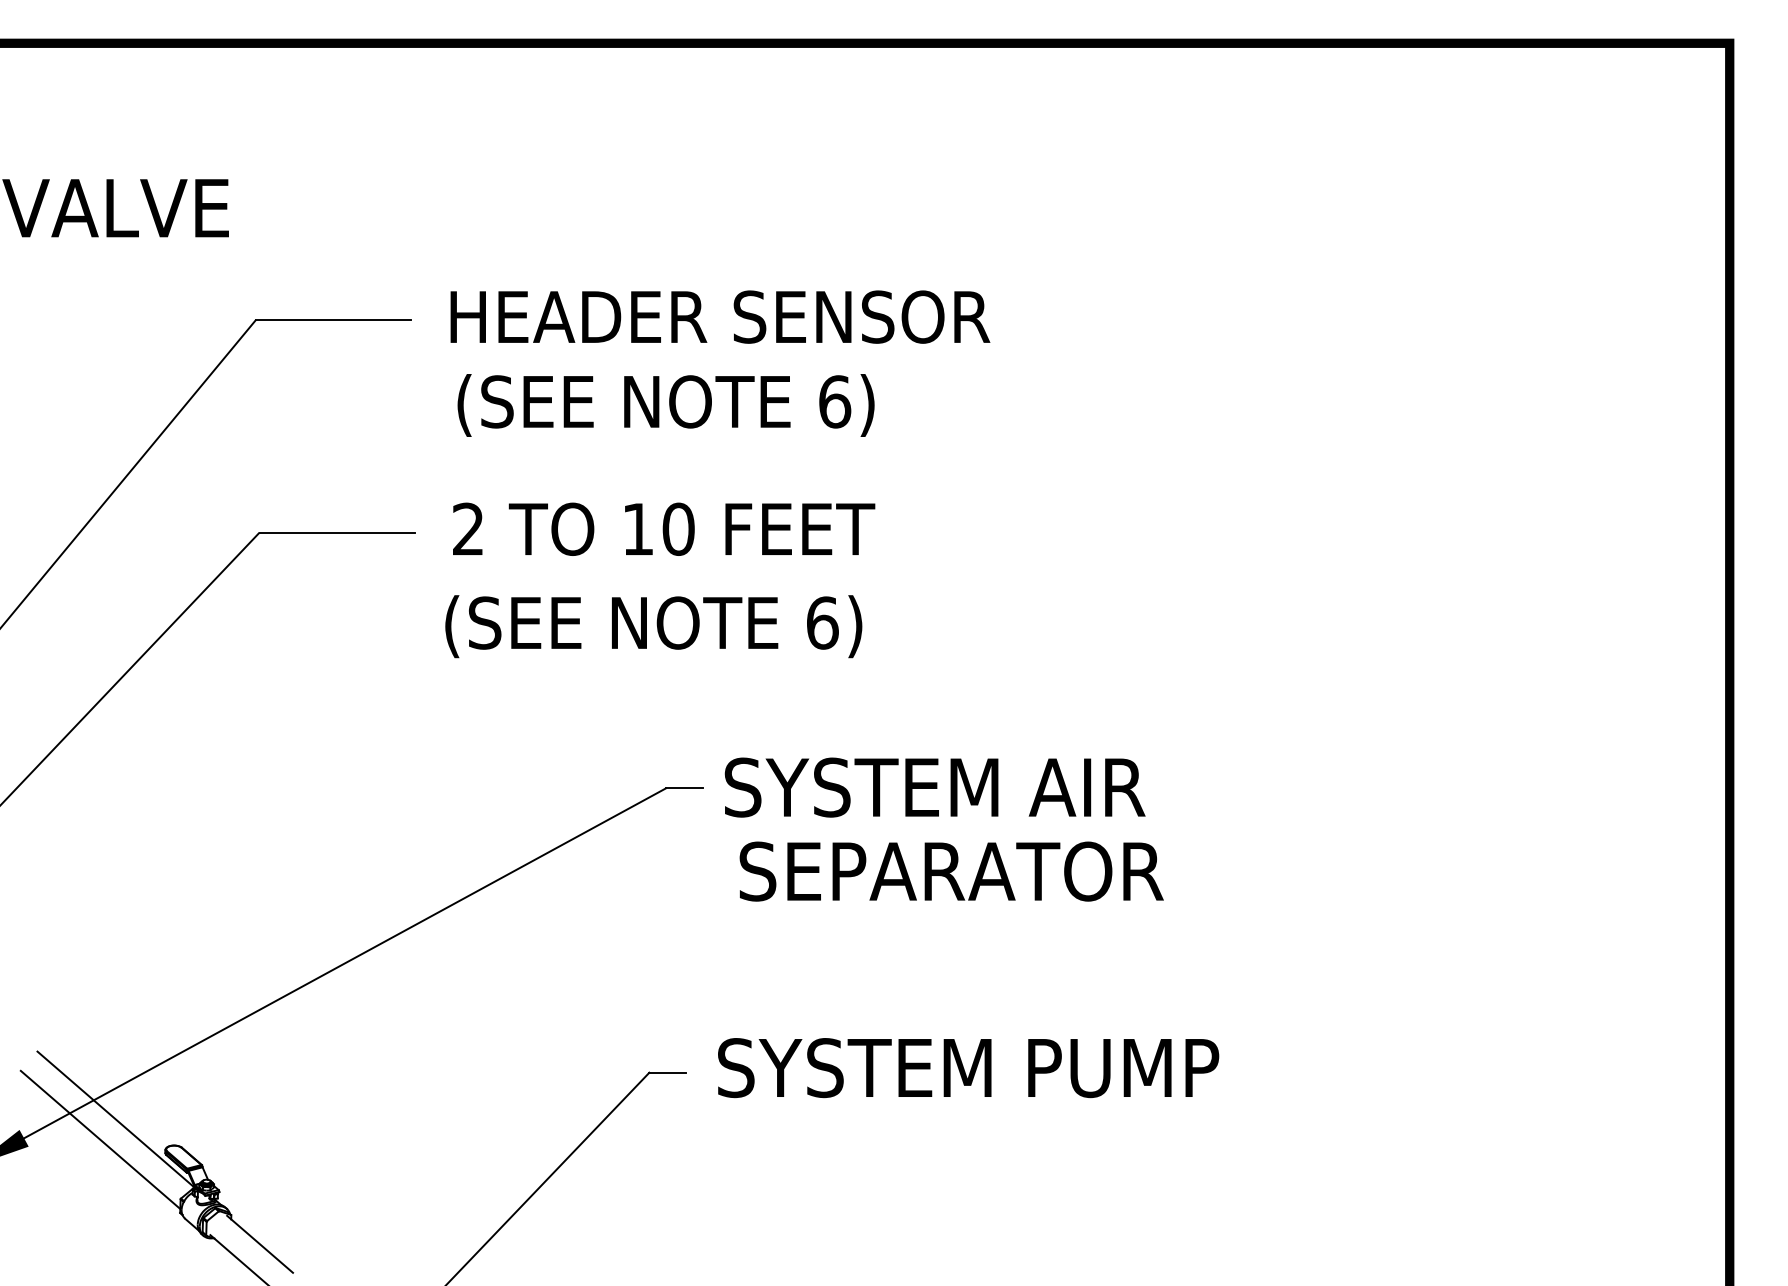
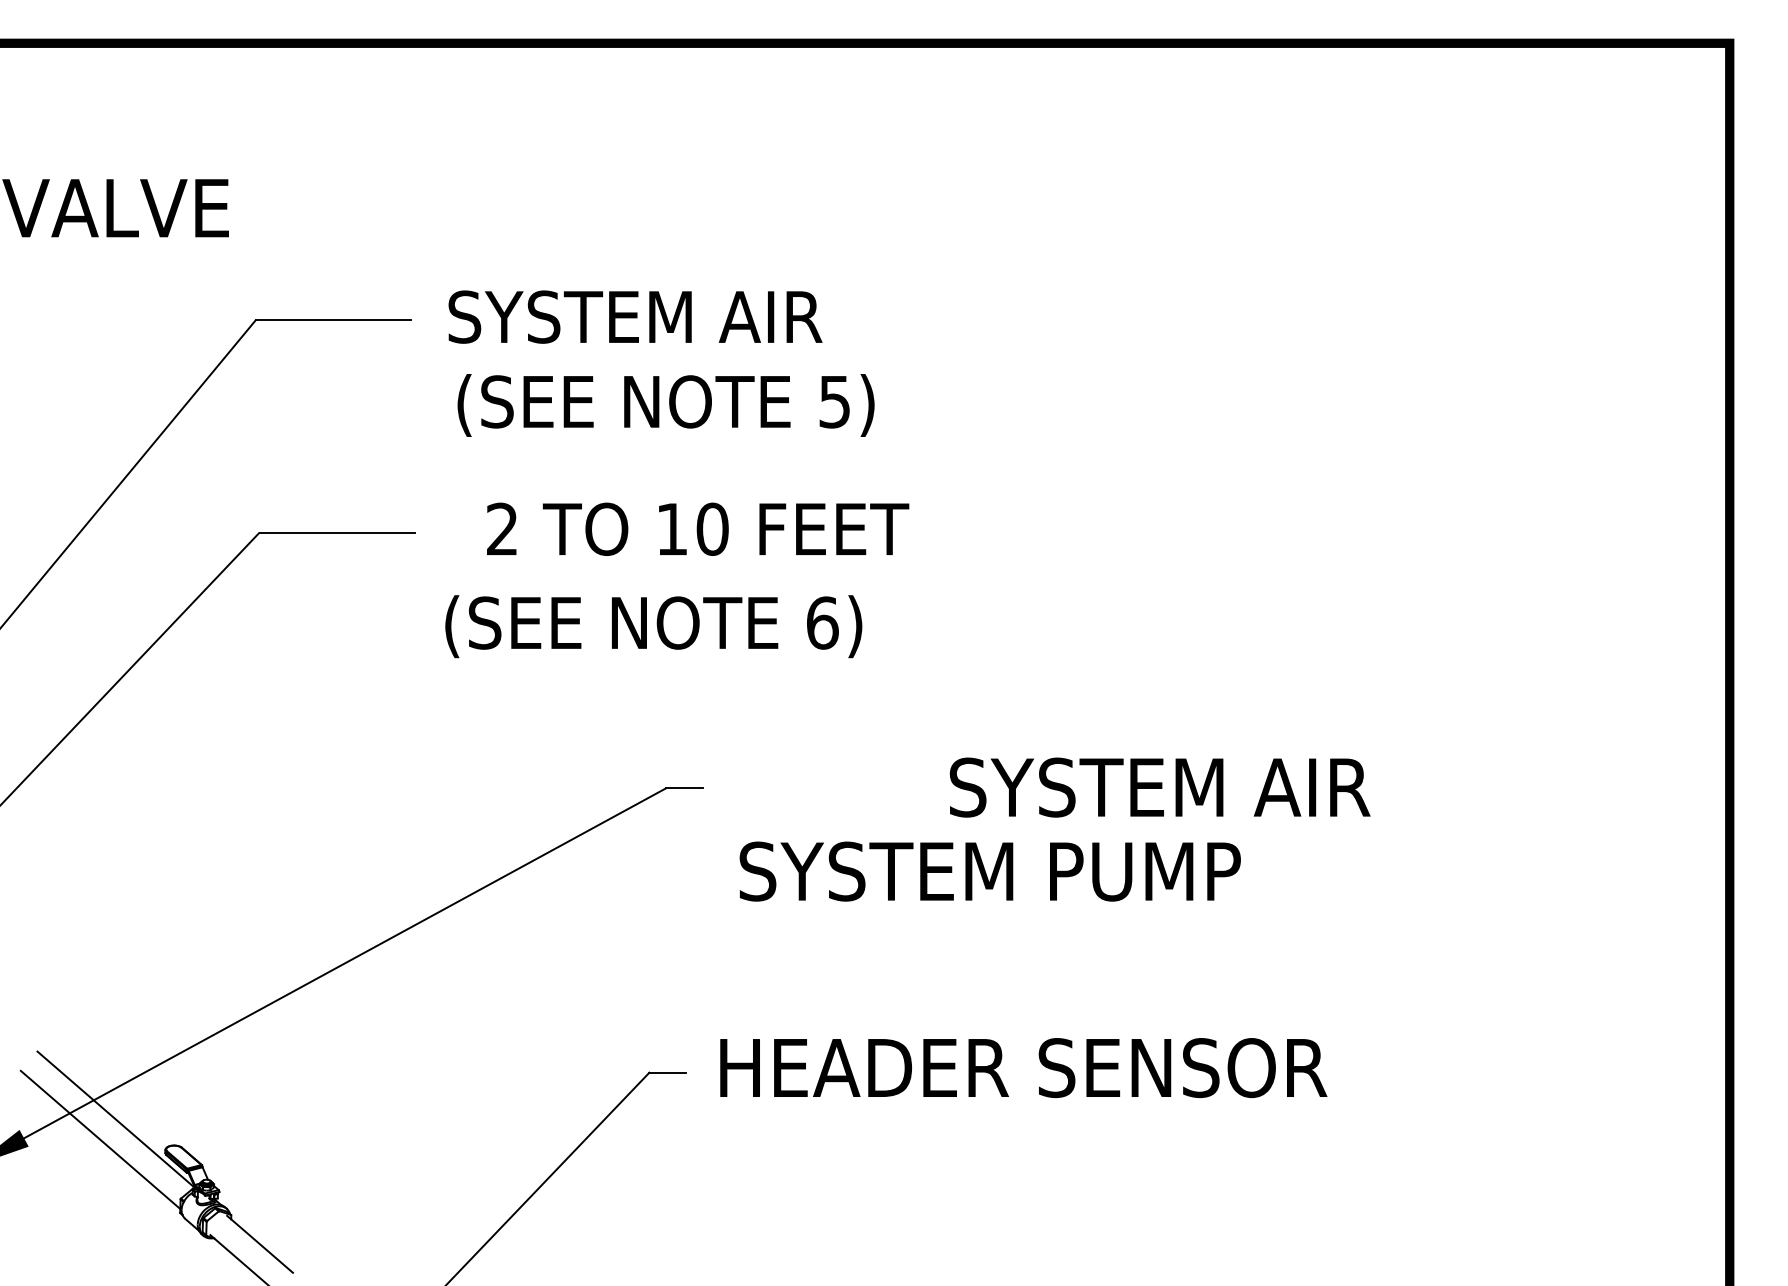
text: HEADER SENSOR -> SYSTEM AIR (719, 316)
text: 6) -> 5) (835, 401)
text position: (664, 528) -> (698, 528) (698, 528)
text position: (934, 787) -> (1159, 787) (1159, 787)
text: SEPARATOR -> SYSTEM PUMP (1010, 871)
text: SYSTEM PUMP -> HEADER SENSOR (1022, 1068)
